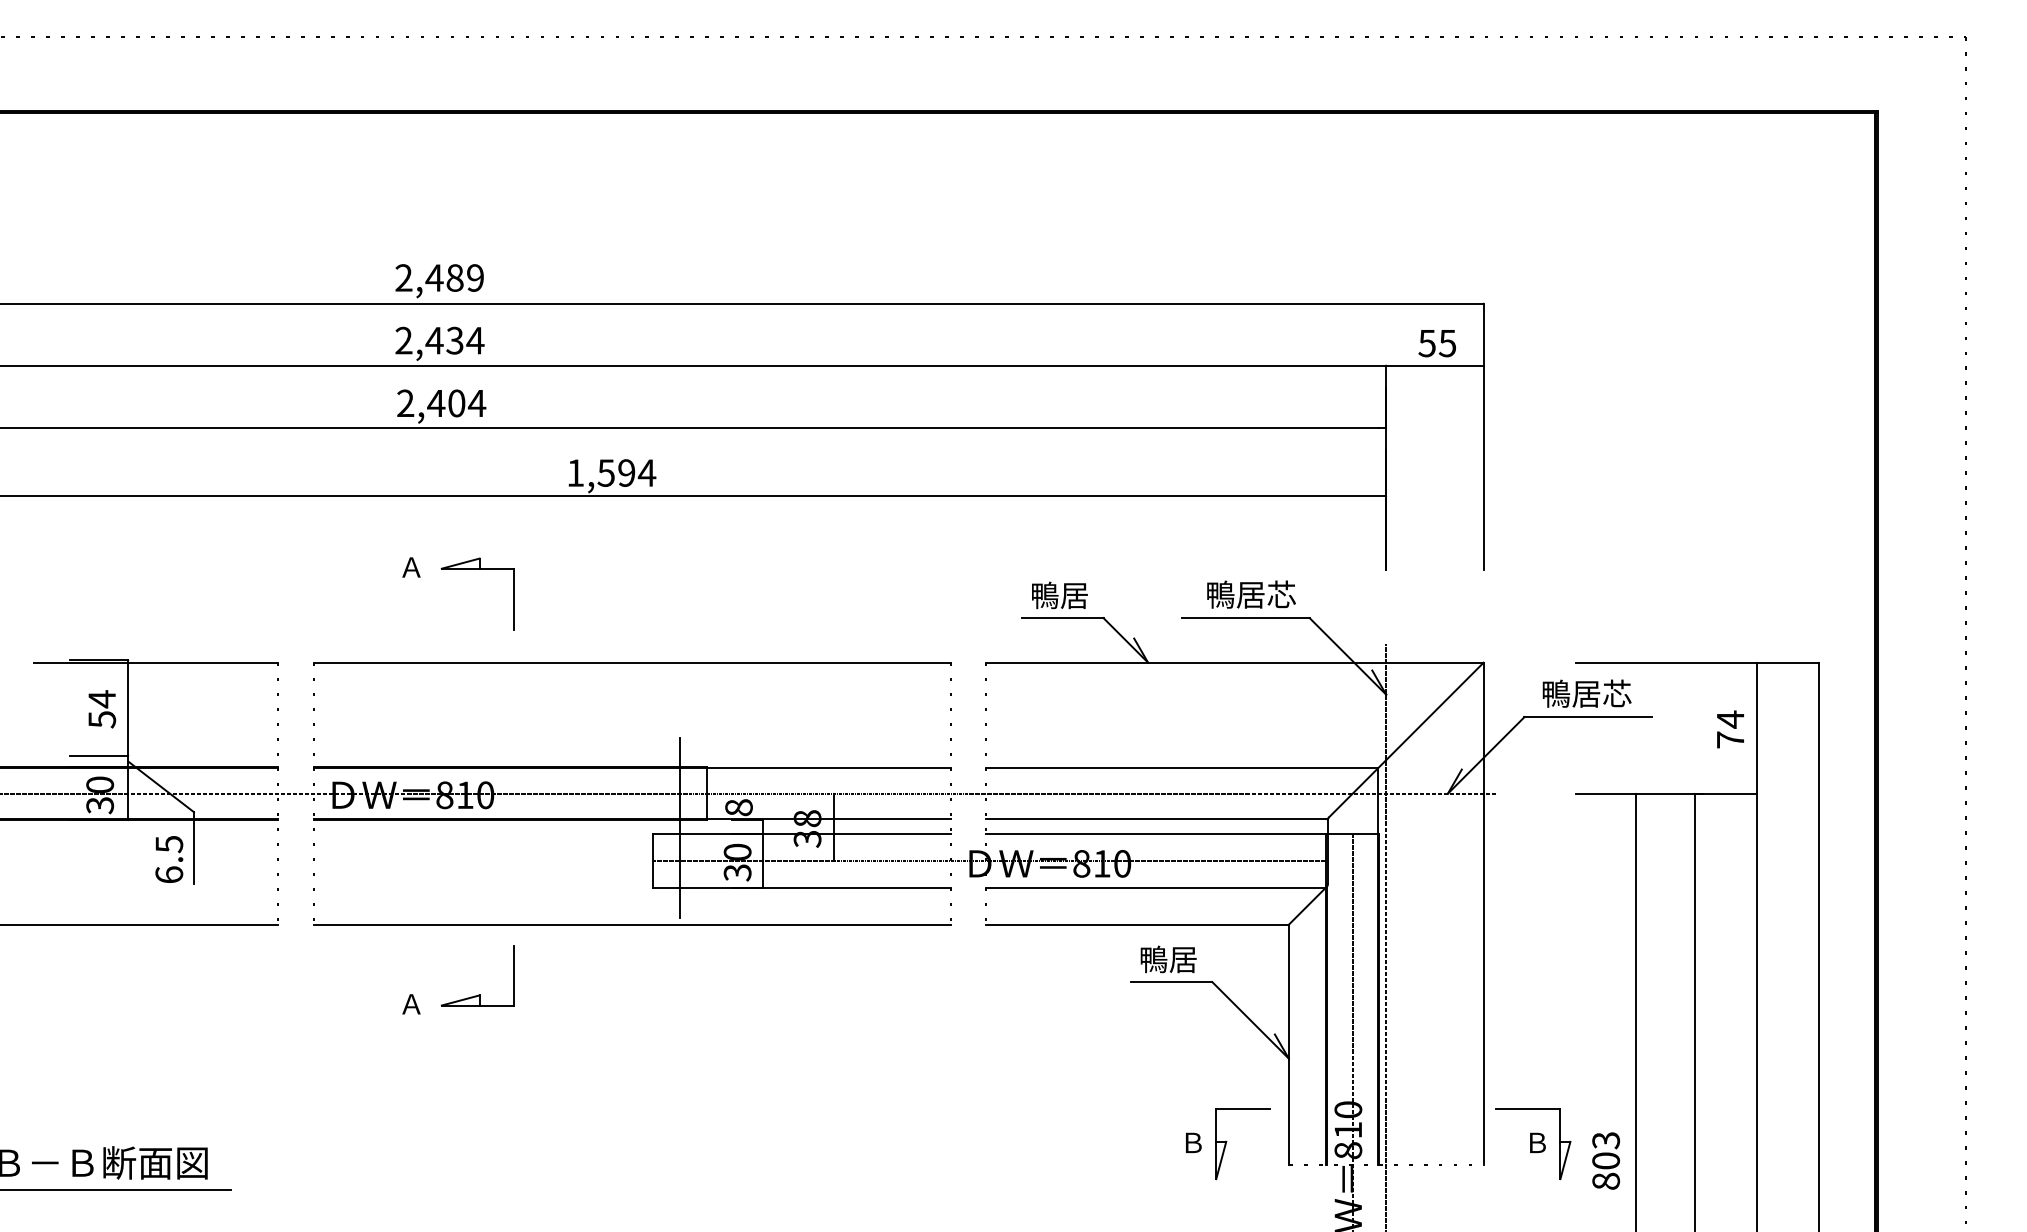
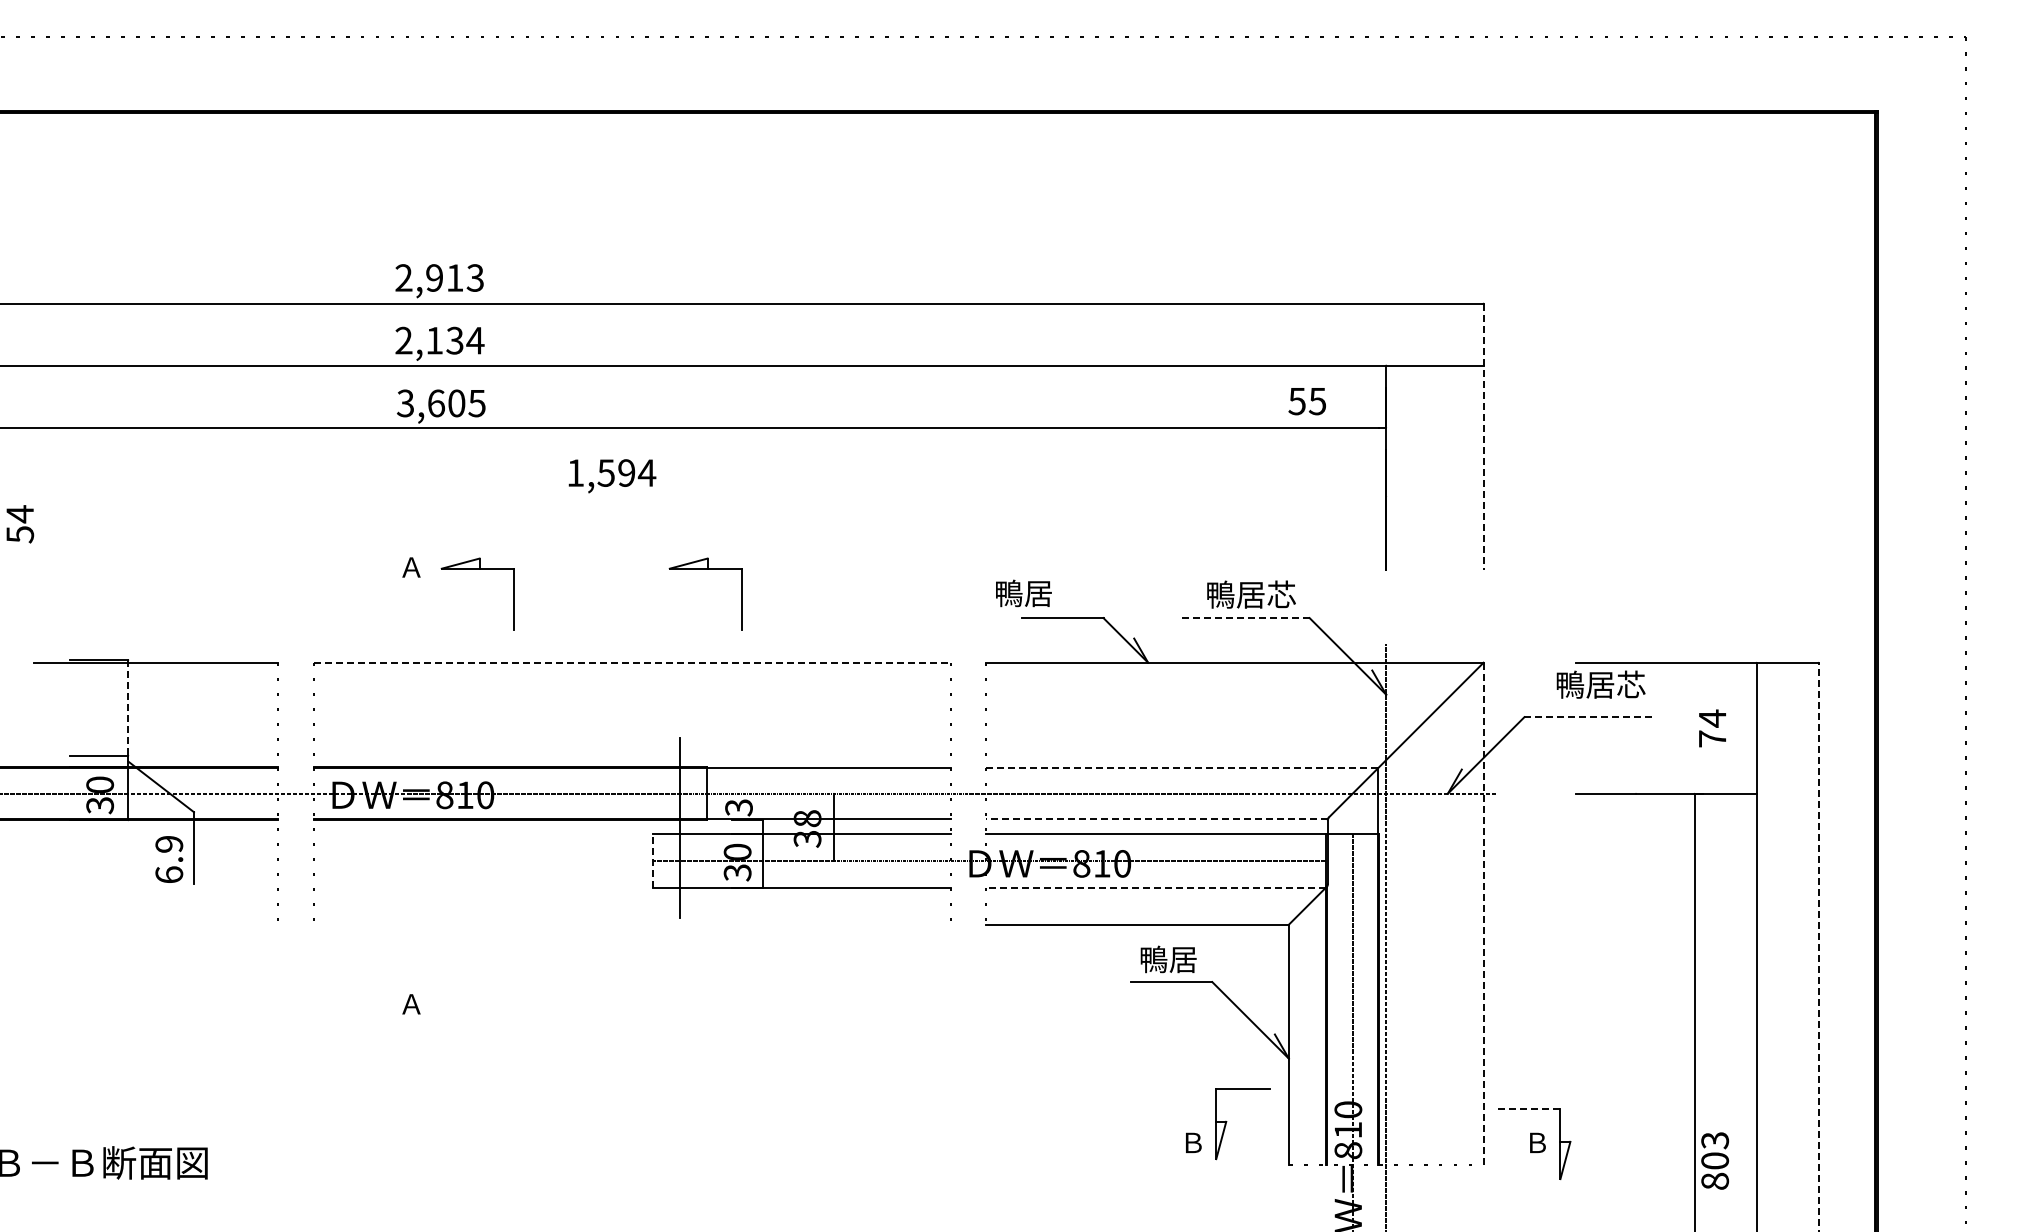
text: 2,489 -> 2,913 (454, 277)
text: 2,434 -> 2,134 (434, 340)
text position: (1436, 343) -> (1306, 401) (1306, 401)
text: 2,404 -> 3,605 (441, 403)
line: solid -> dashed (1483, 437)
line: present -> none (694, 496)
part: none -> present (705, 569)
text position: (1059, 595) -> (1023, 593) (1023, 593)
line: solid -> dashed (1245, 618)
line: solid -> dashed (632, 662)
text position: (1586, 693) -> (1600, 684) (1600, 684)
line: solid -> dashed (128, 707)
text position: (102, 709) -> (20, 524) (20, 524)
line: solid -> dashed (1588, 717)
text position: (1730, 729) -> (1712, 728) (1712, 728)
line: solid -> dashed (1182, 768)
text: 8 -> 3 (738, 807)
line: solid -> dashed (1157, 819)
text: 6.5 -> 6.9 (169, 844)
line: solid -> dashed (653, 861)
line: solid -> dashed (1156, 887)
line: solid -> dashed (1483, 913)
line: present -> none (140, 924)
line: present -> none (631, 924)
line: solid -> dashed (1818, 946)
part: present -> none (478, 994)
line: present -> none (1636, 1010)
line: solid -> dashed (1527, 1108)
part position: (1227, 1141) -> (1227, 1121) (1227, 1121)
text position: (1606, 1160) -> (1715, 1160) (1715, 1160)
line: present -> none (116, 1190)
